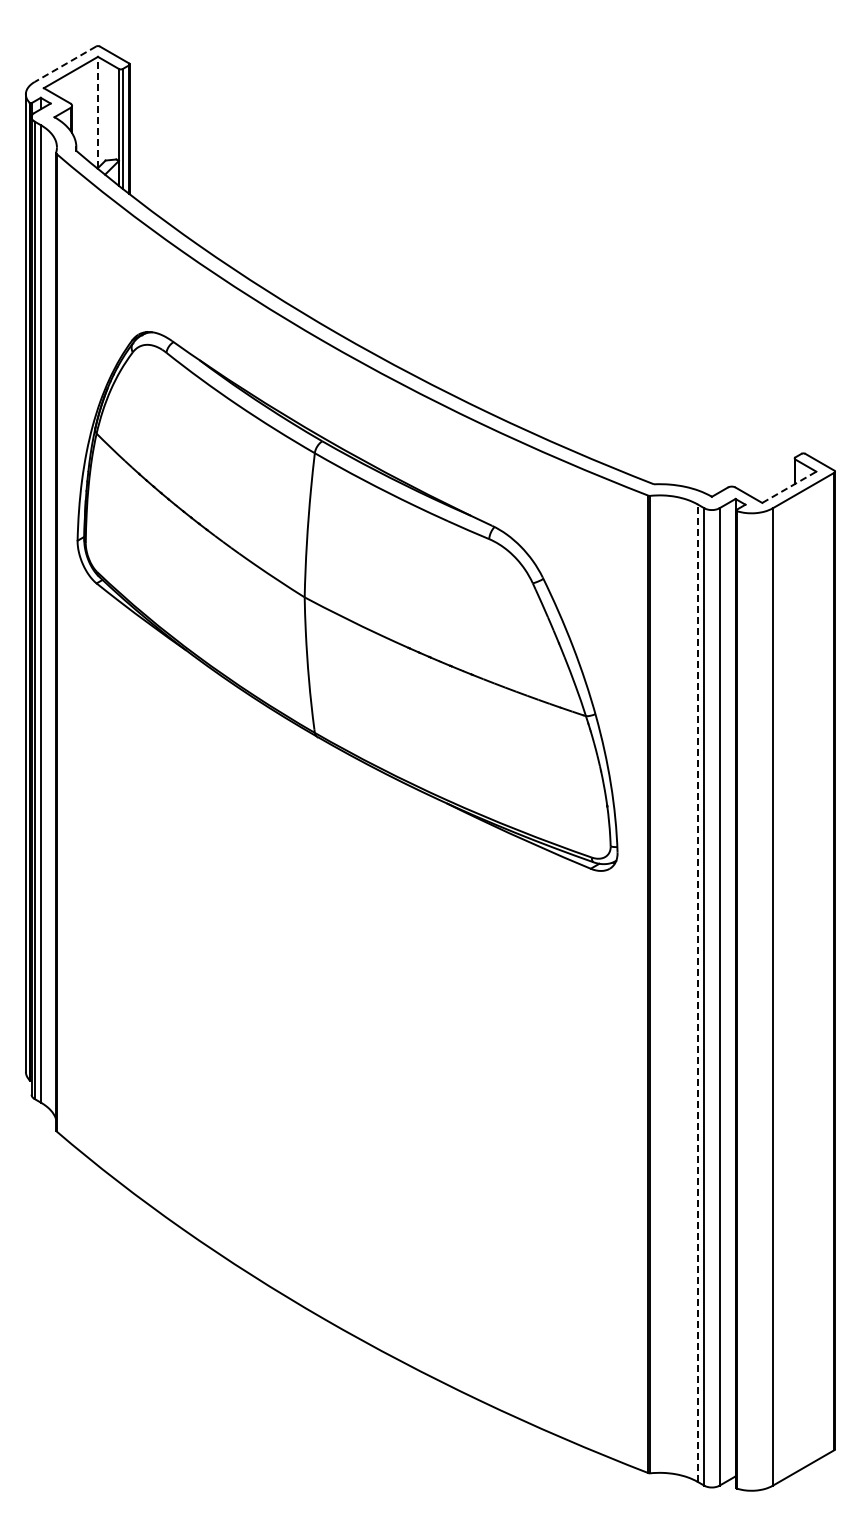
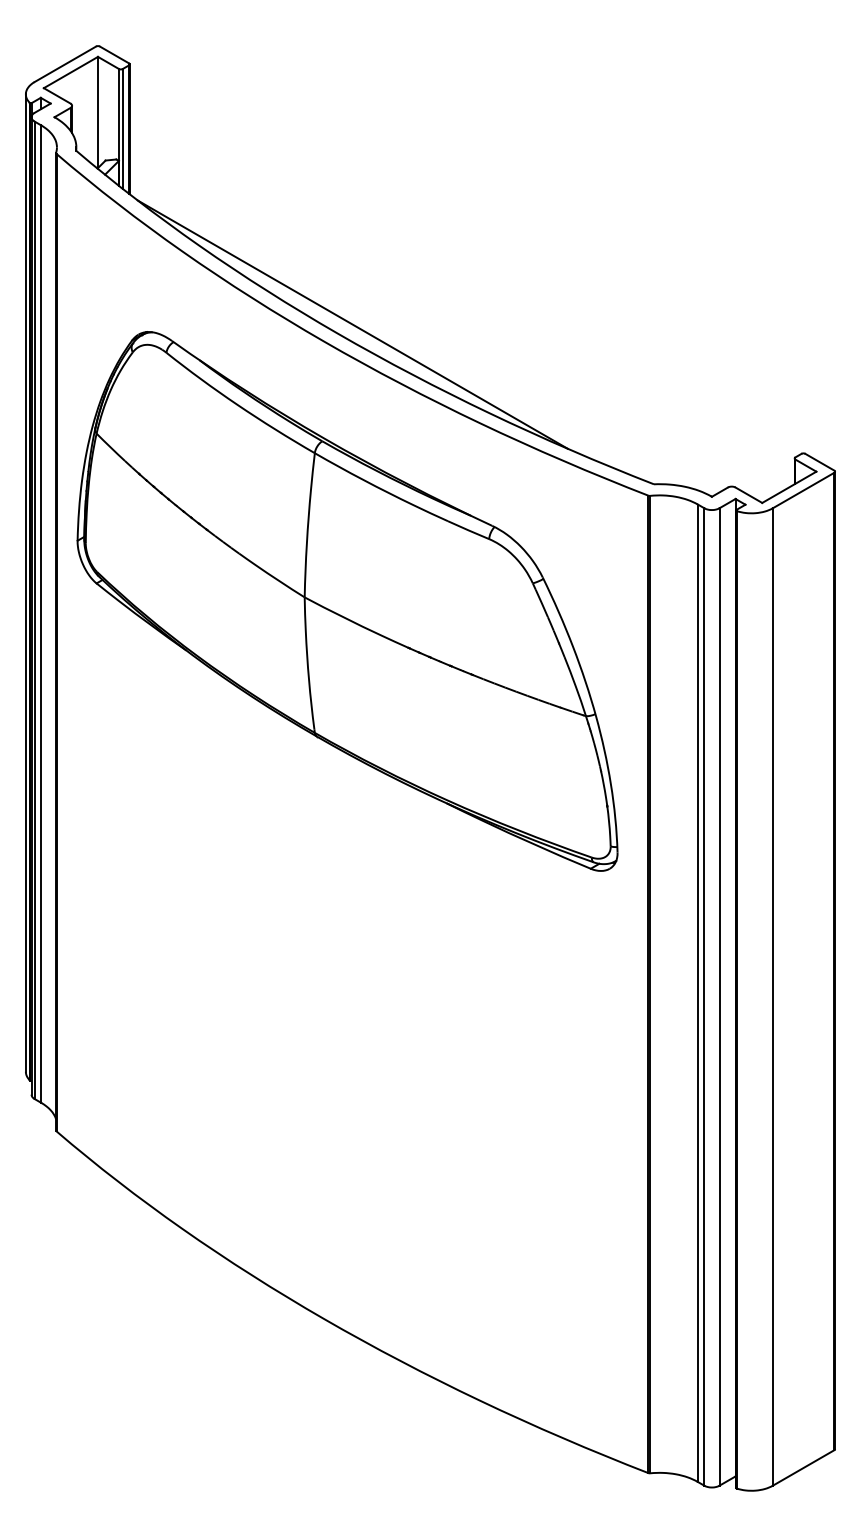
line: dashed -> solid (64, 64)
line: dashed -> solid (98, 112)
line: none -> present (352, 324)
line: dashed -> solid (789, 487)
line: dashed -> solid (697, 993)
